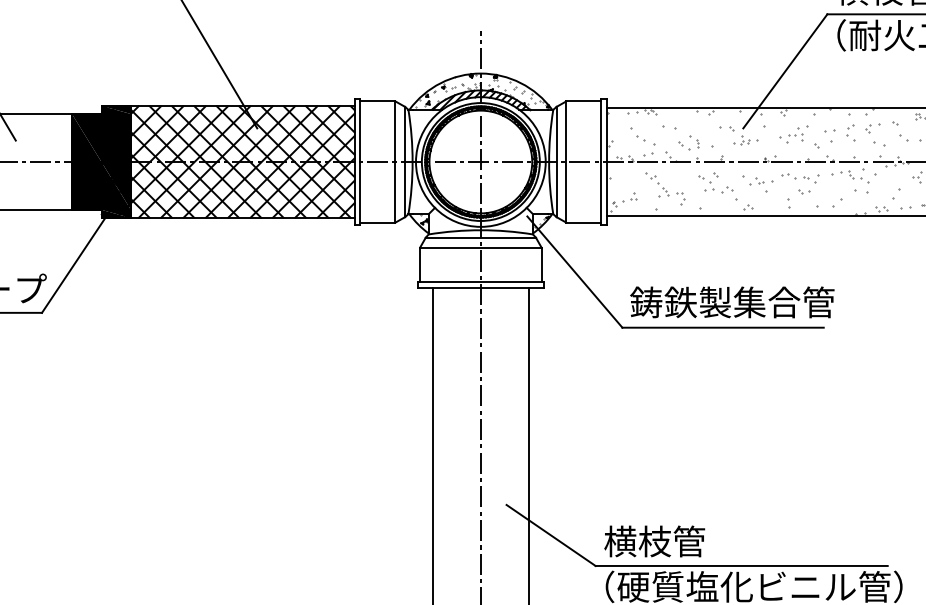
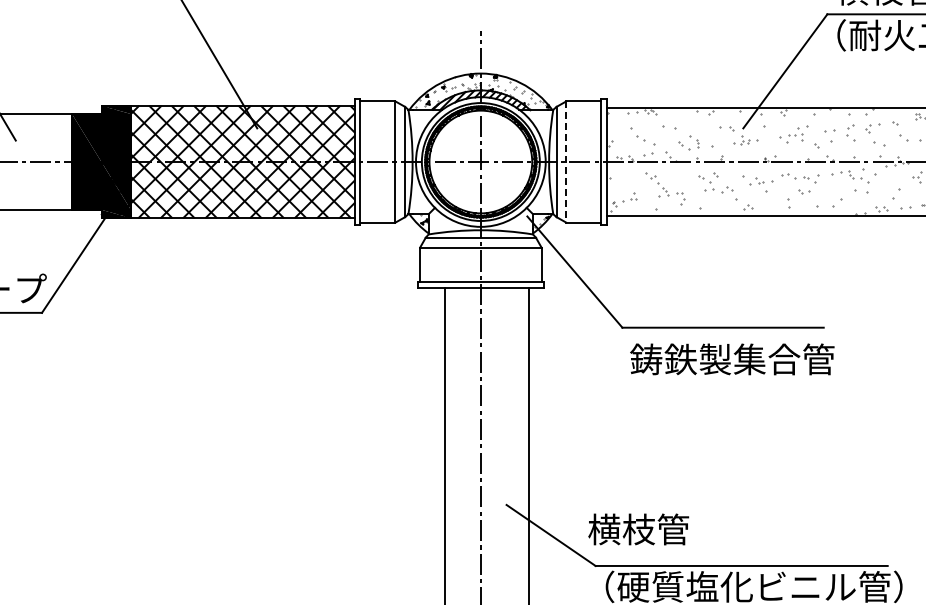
line: solid -> dashed (566, 162)
text position: (732, 302) -> (732, 359) (732, 359)
line position: (432, 444) -> (444, 444) (444, 444)
text position: (654, 541) -> (638, 529) (638, 529)
